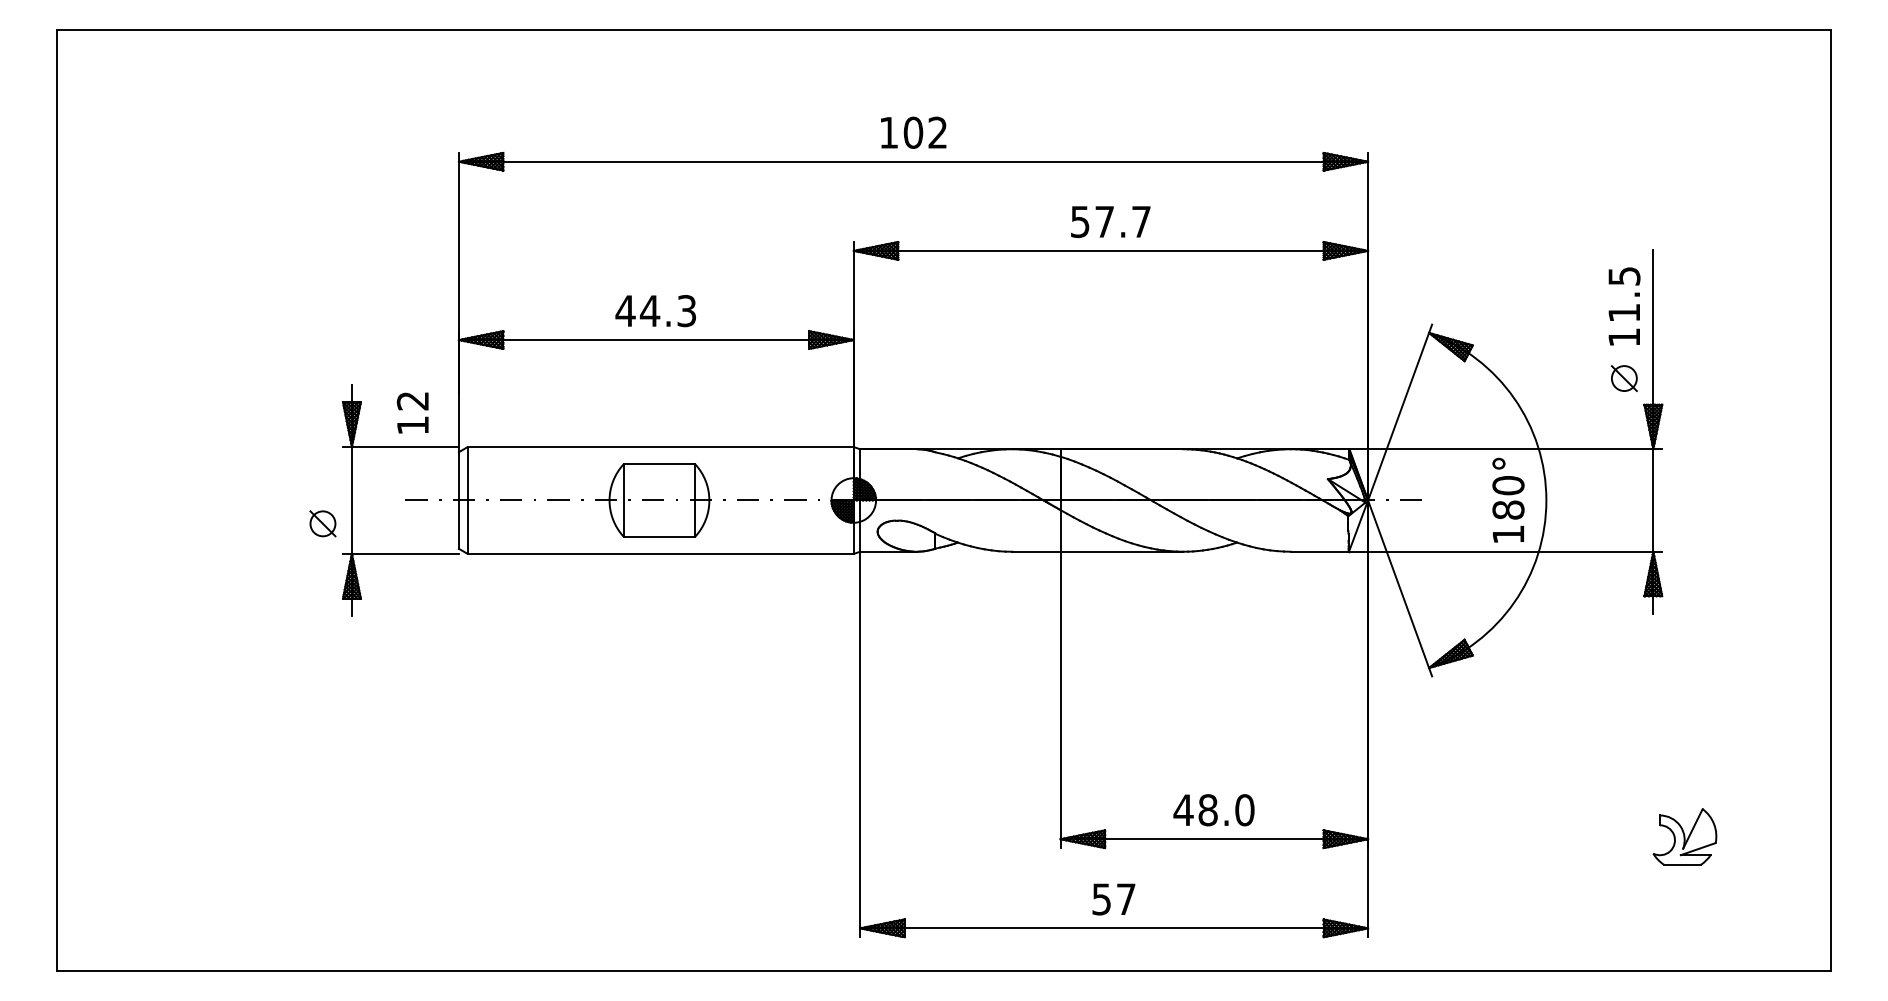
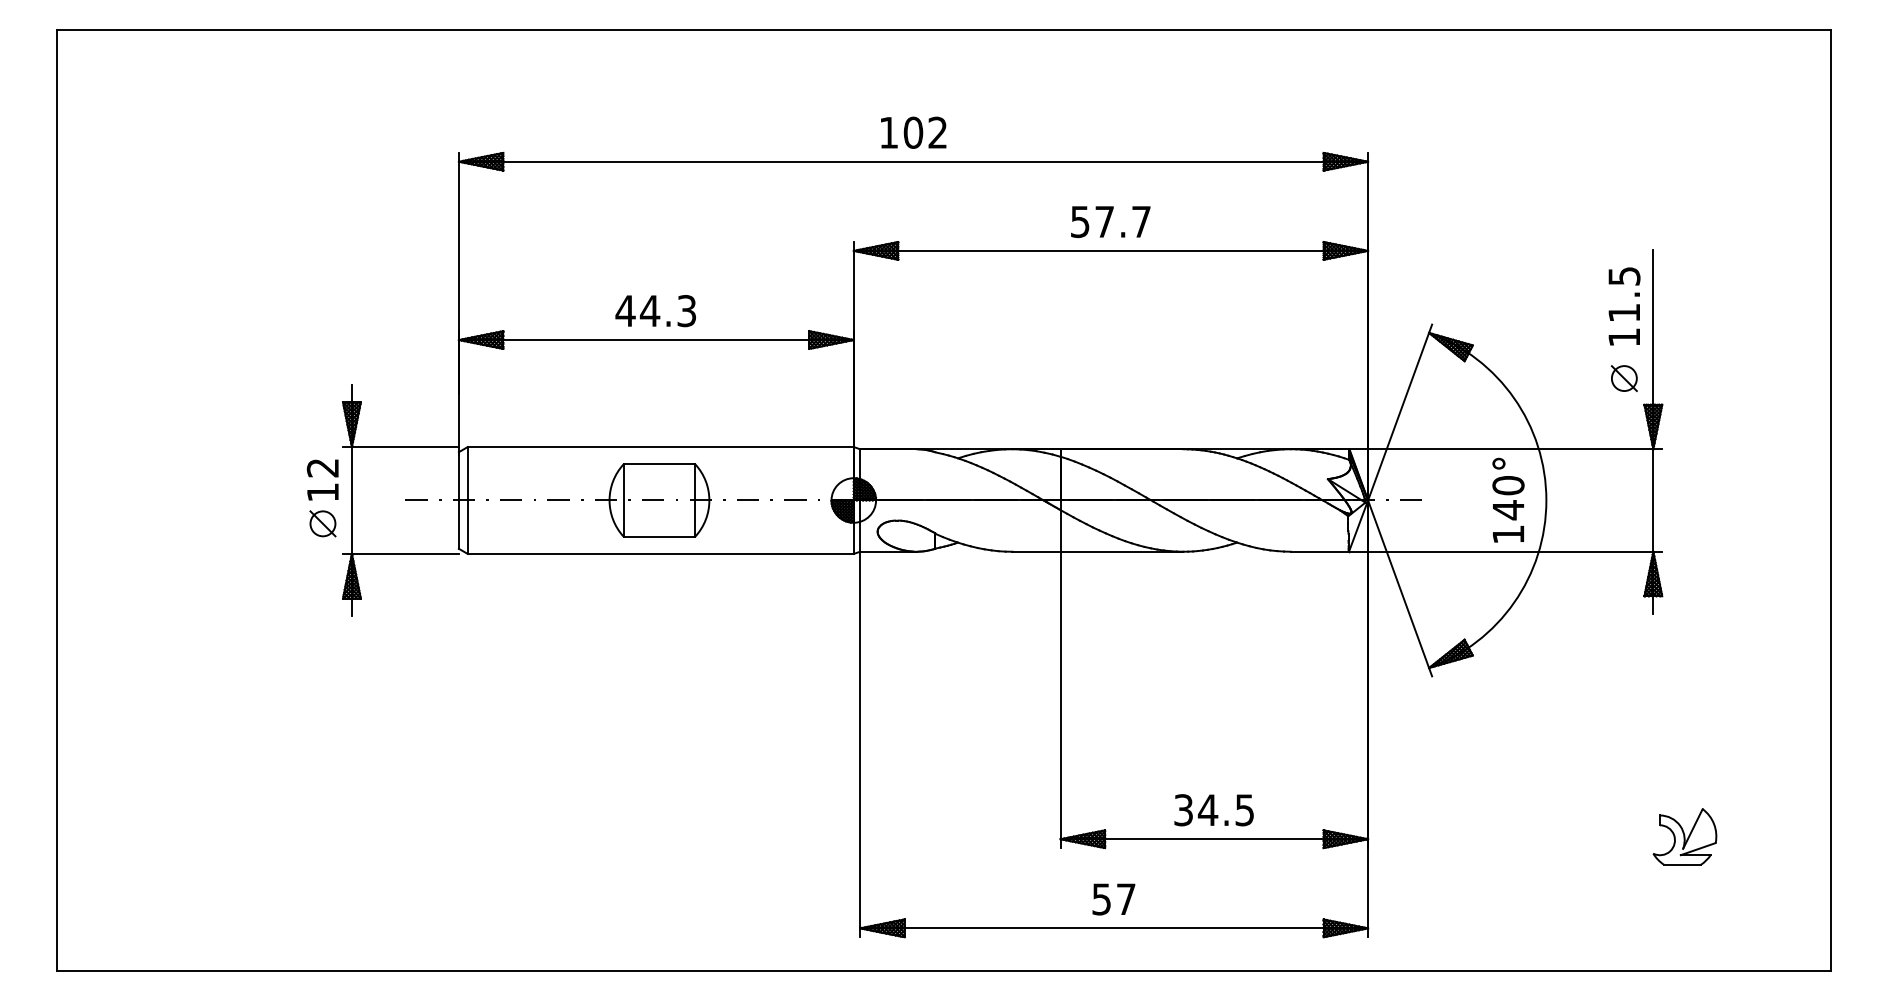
text position: (412, 412) -> (322, 479) (322, 479)
text: 180° -> 140° (1508, 510)
text: 48.0 -> 34.5 (1213, 810)
